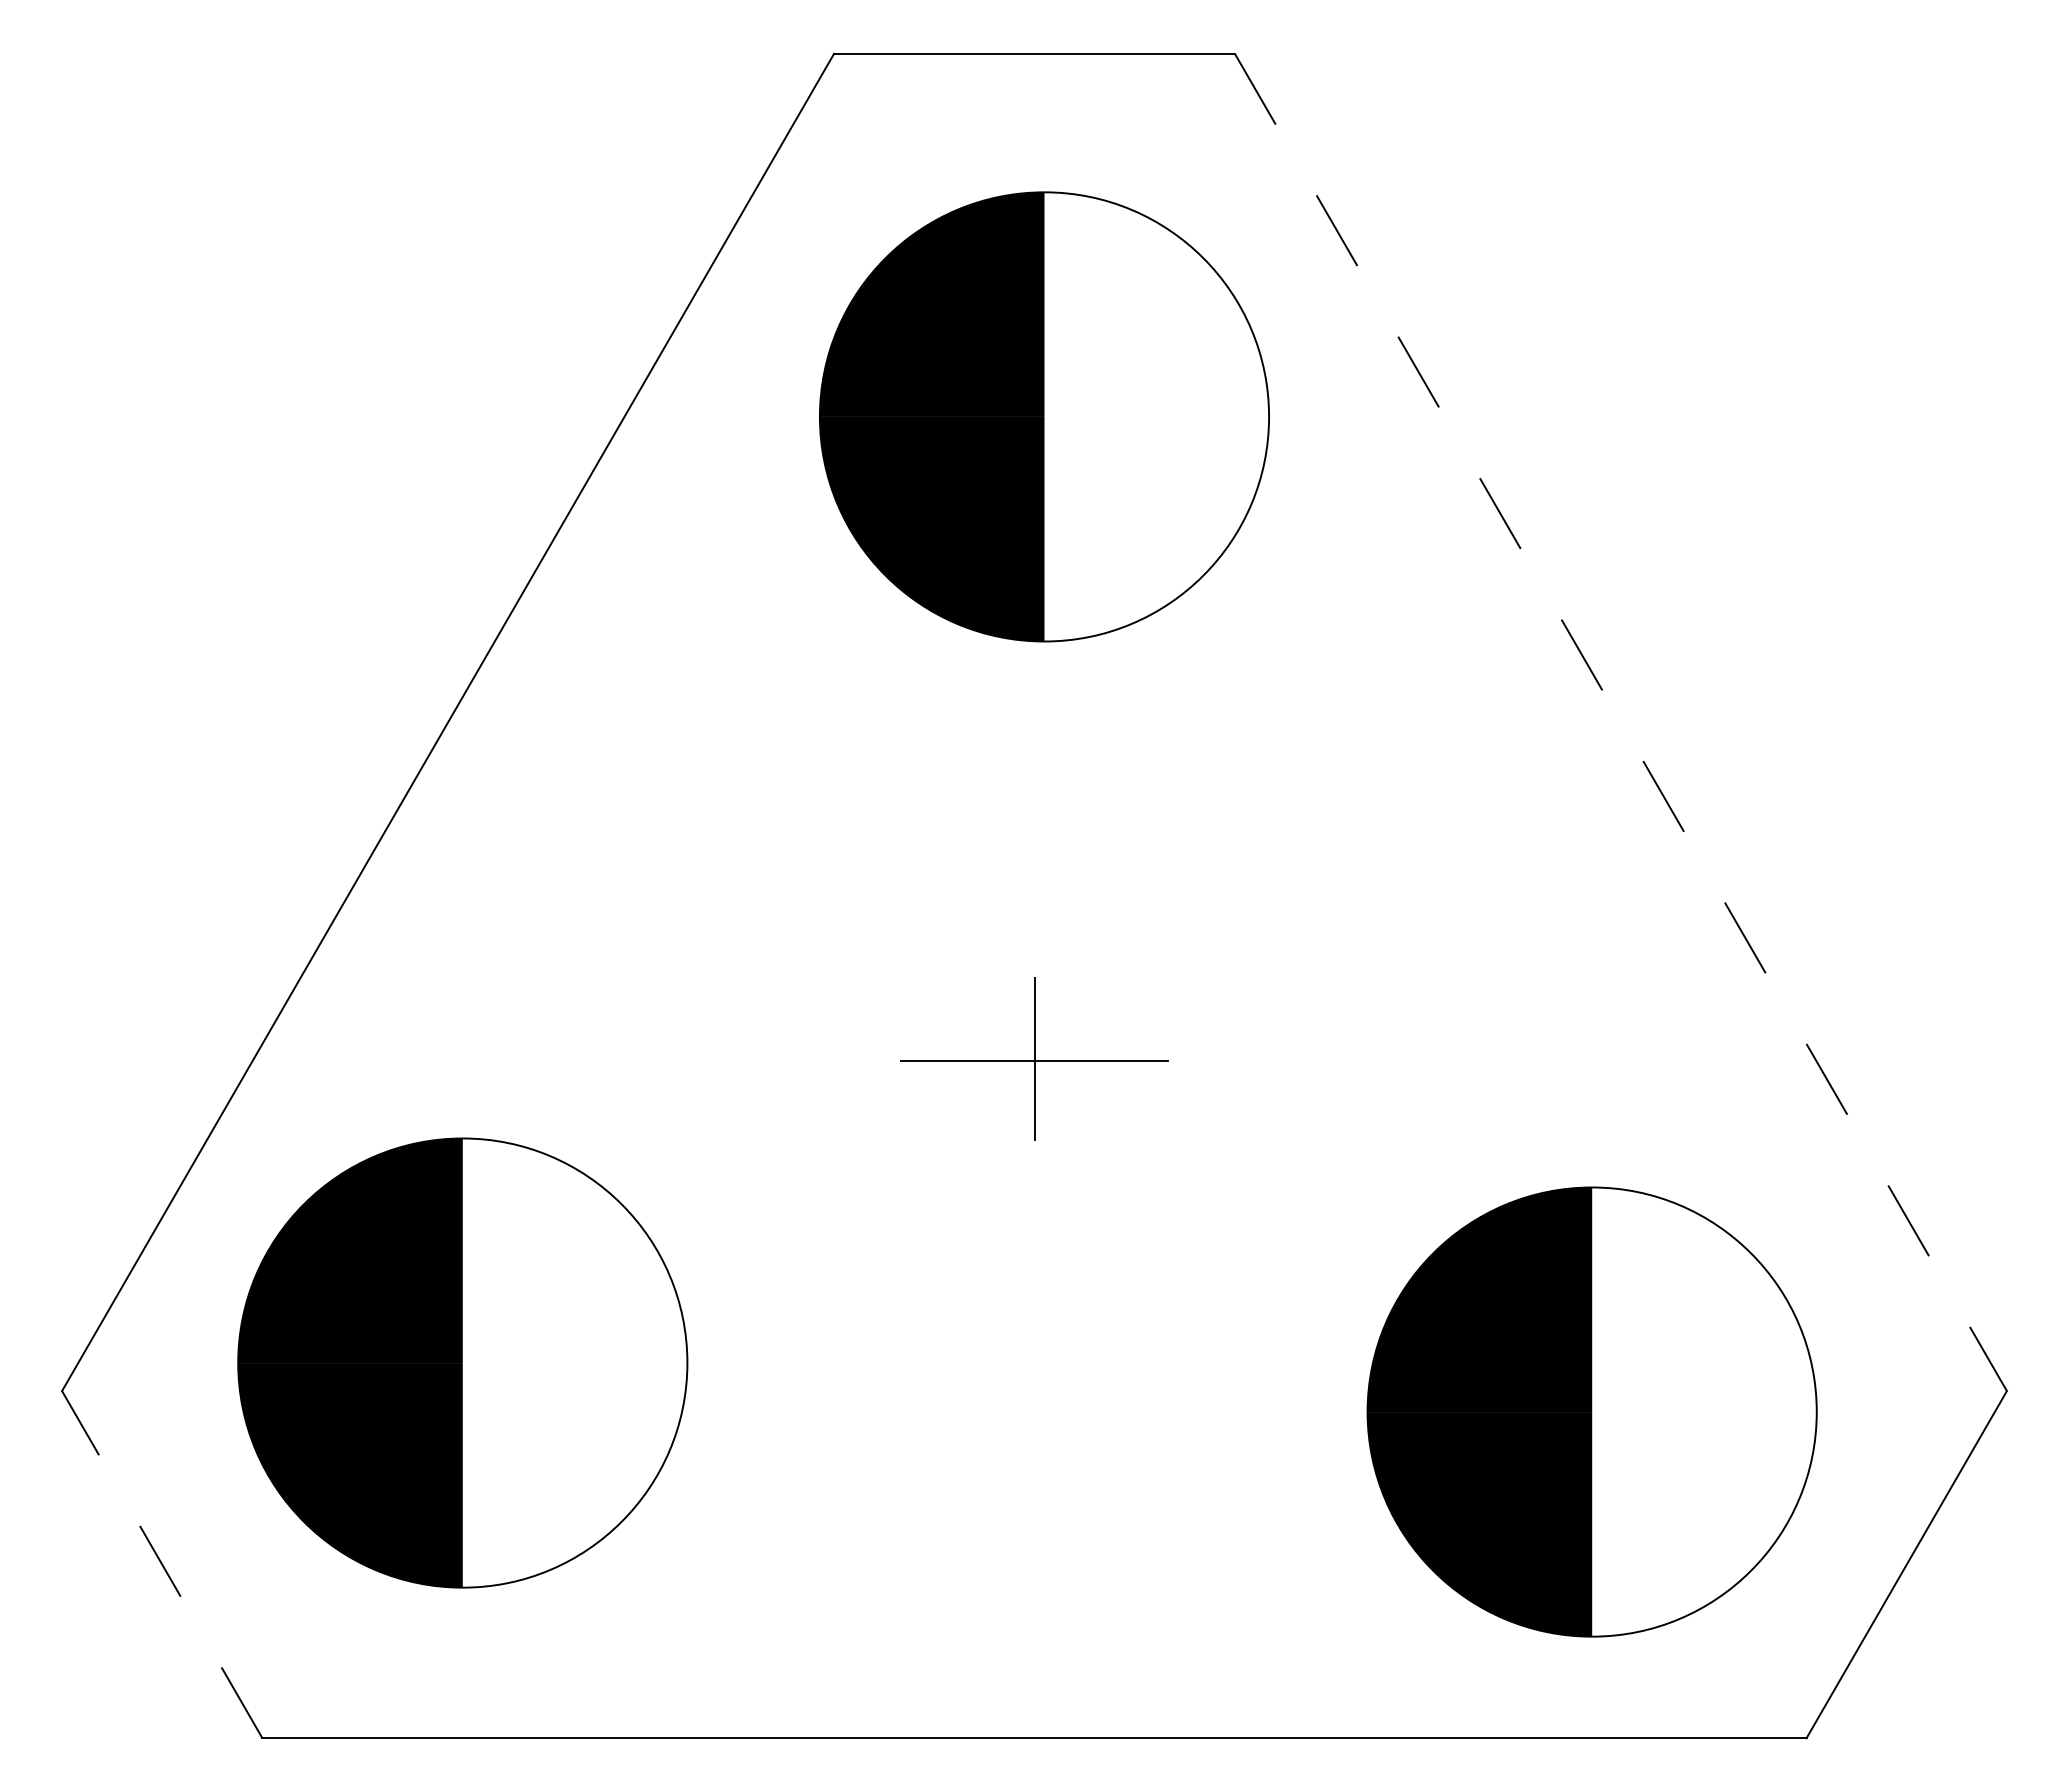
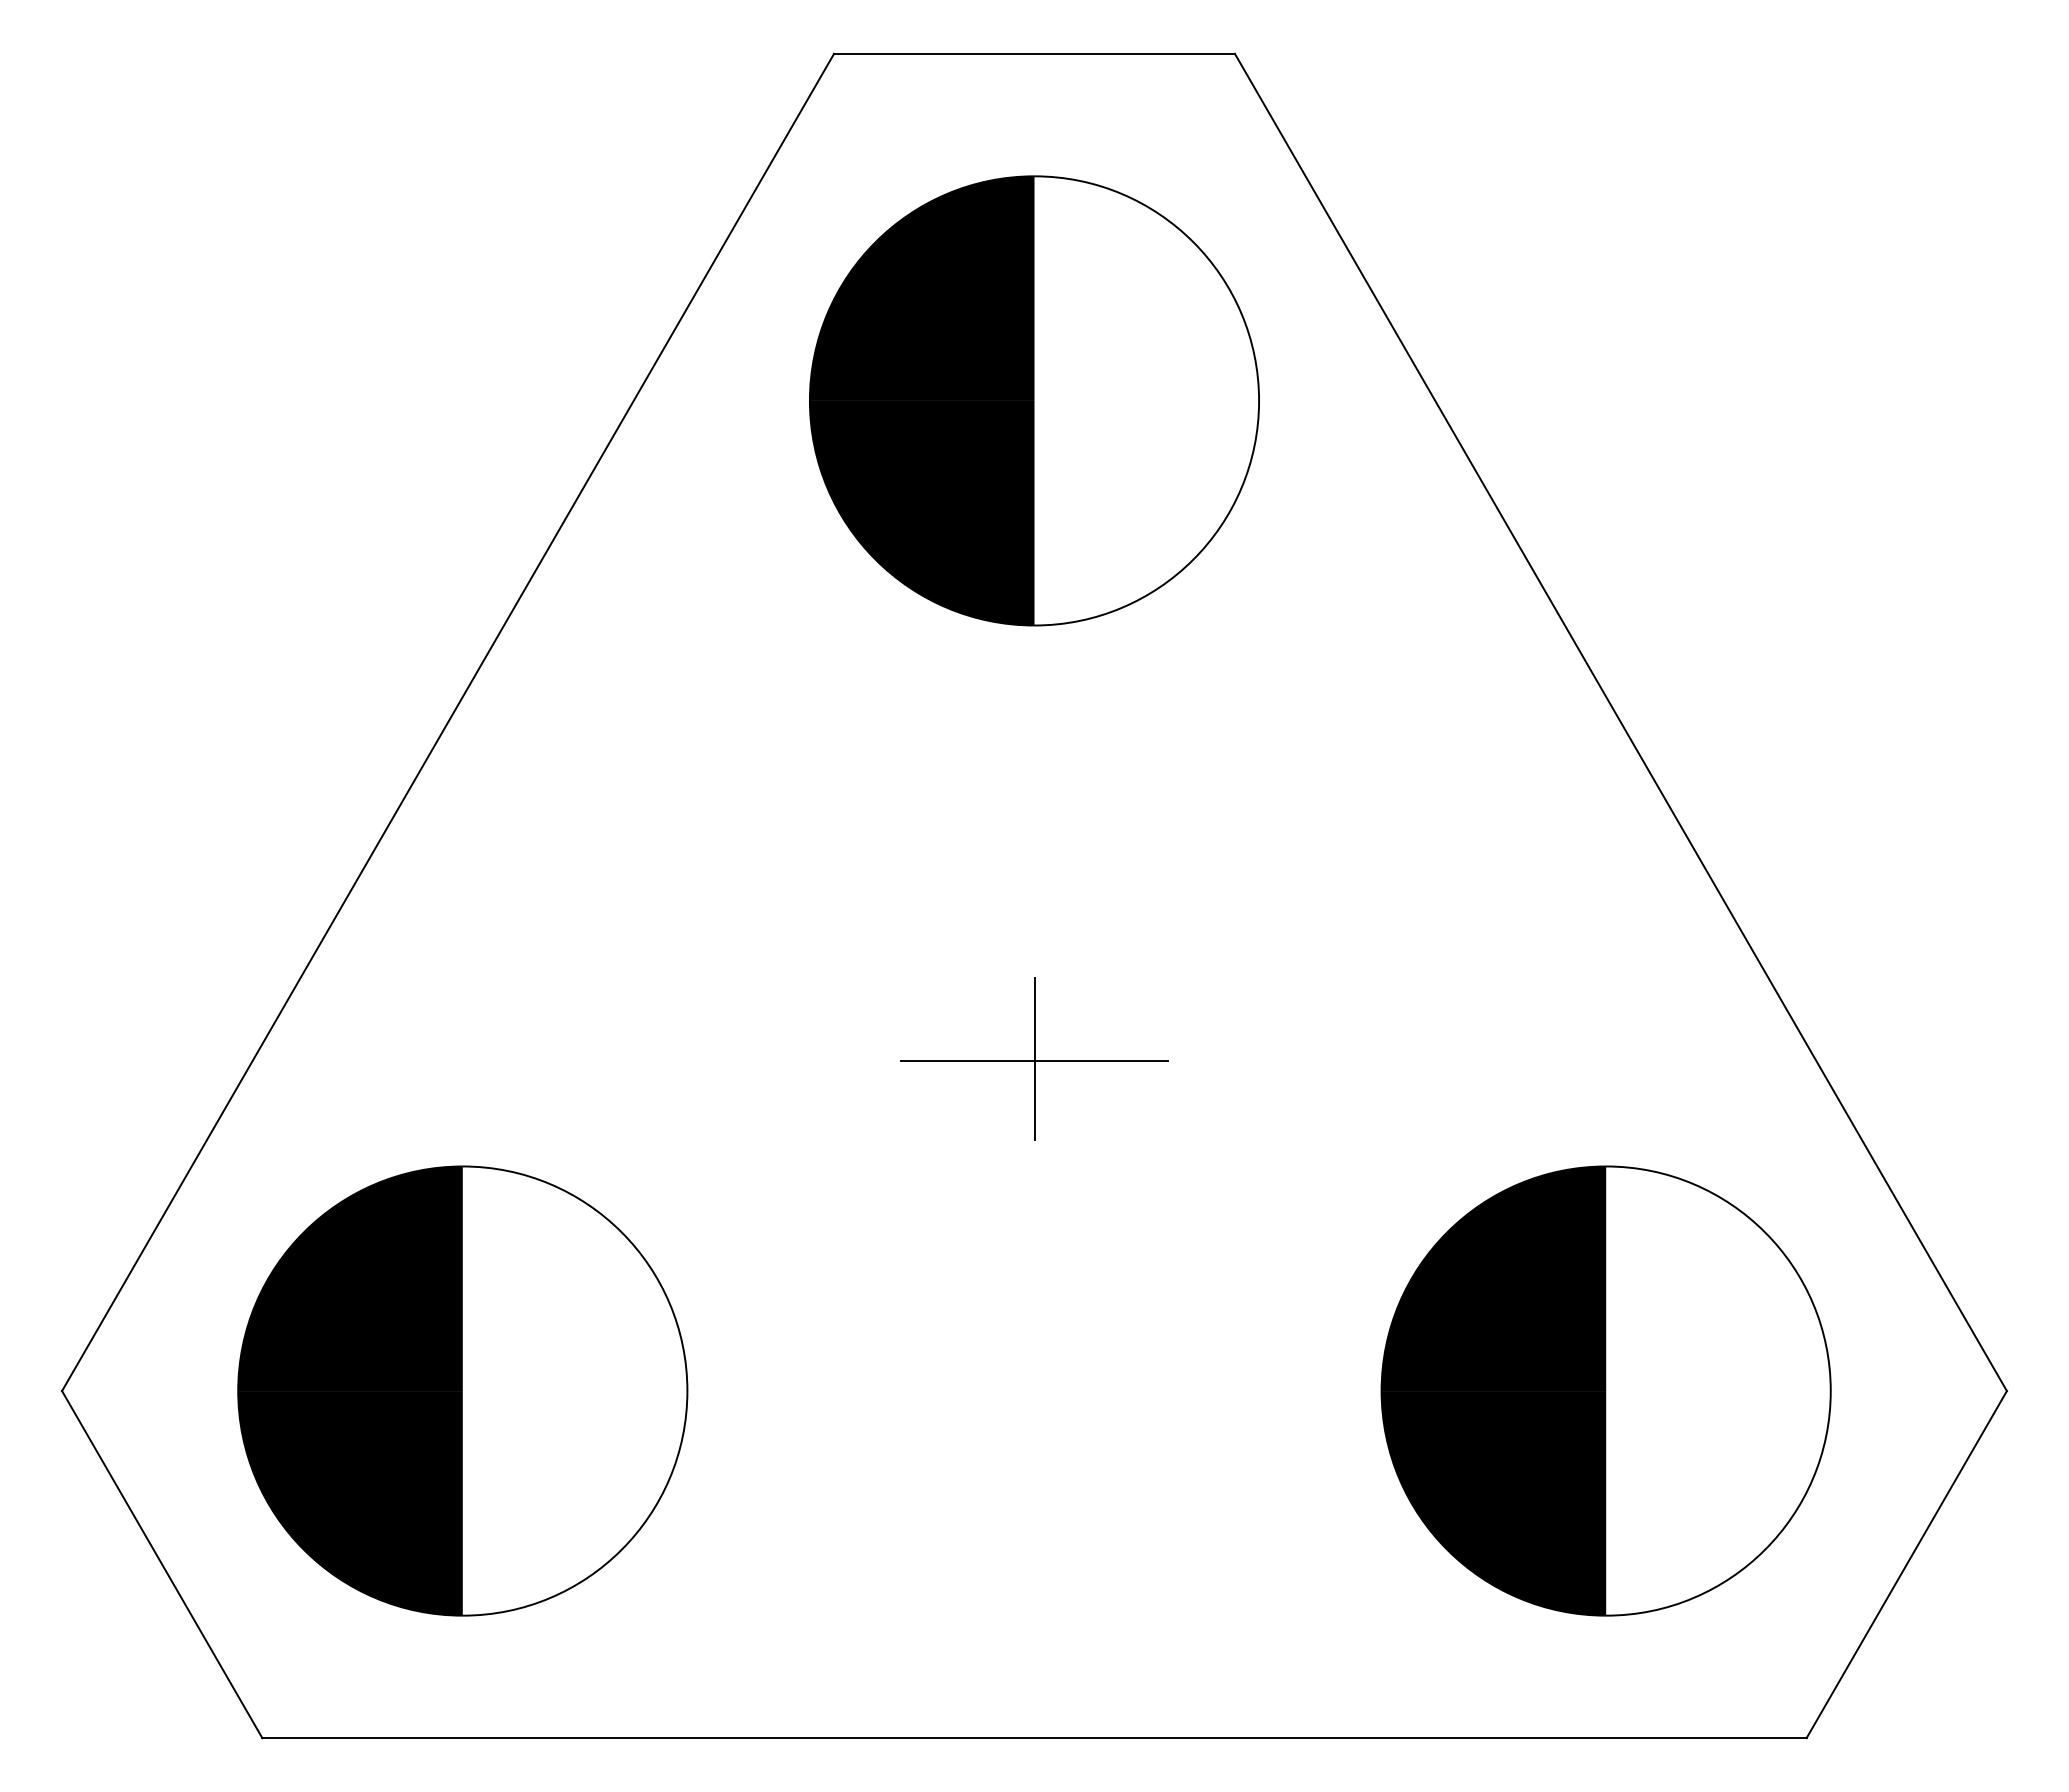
part position: (1044, 416) -> (1034, 400) (1034, 400)
line: dashed -> solid (1621, 722)
part position: (462, 1362) -> (462, 1390) (462, 1390)
part position: (1591, 1411) -> (1605, 1390) (1605, 1390)
line: dashed -> solid (161, 1564)
